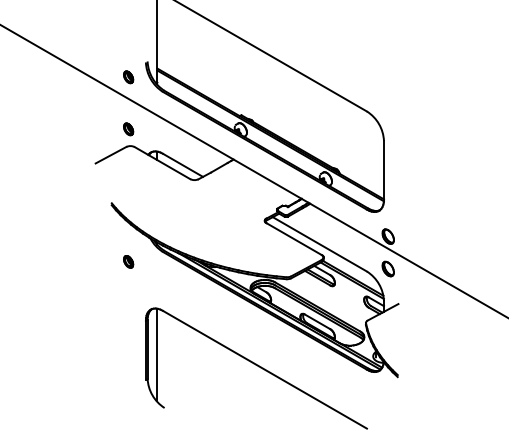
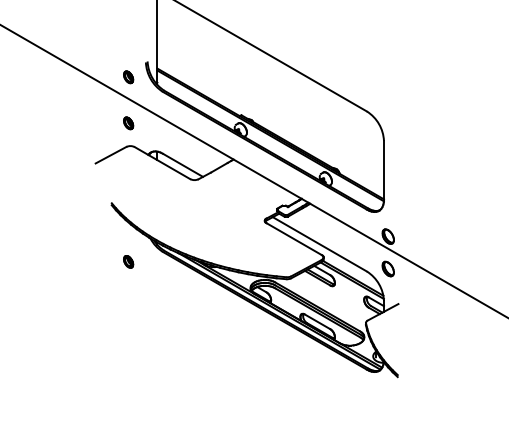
part position: (128, 129) -> (128, 123) (128, 123)
part: present -> none (256, 368)
